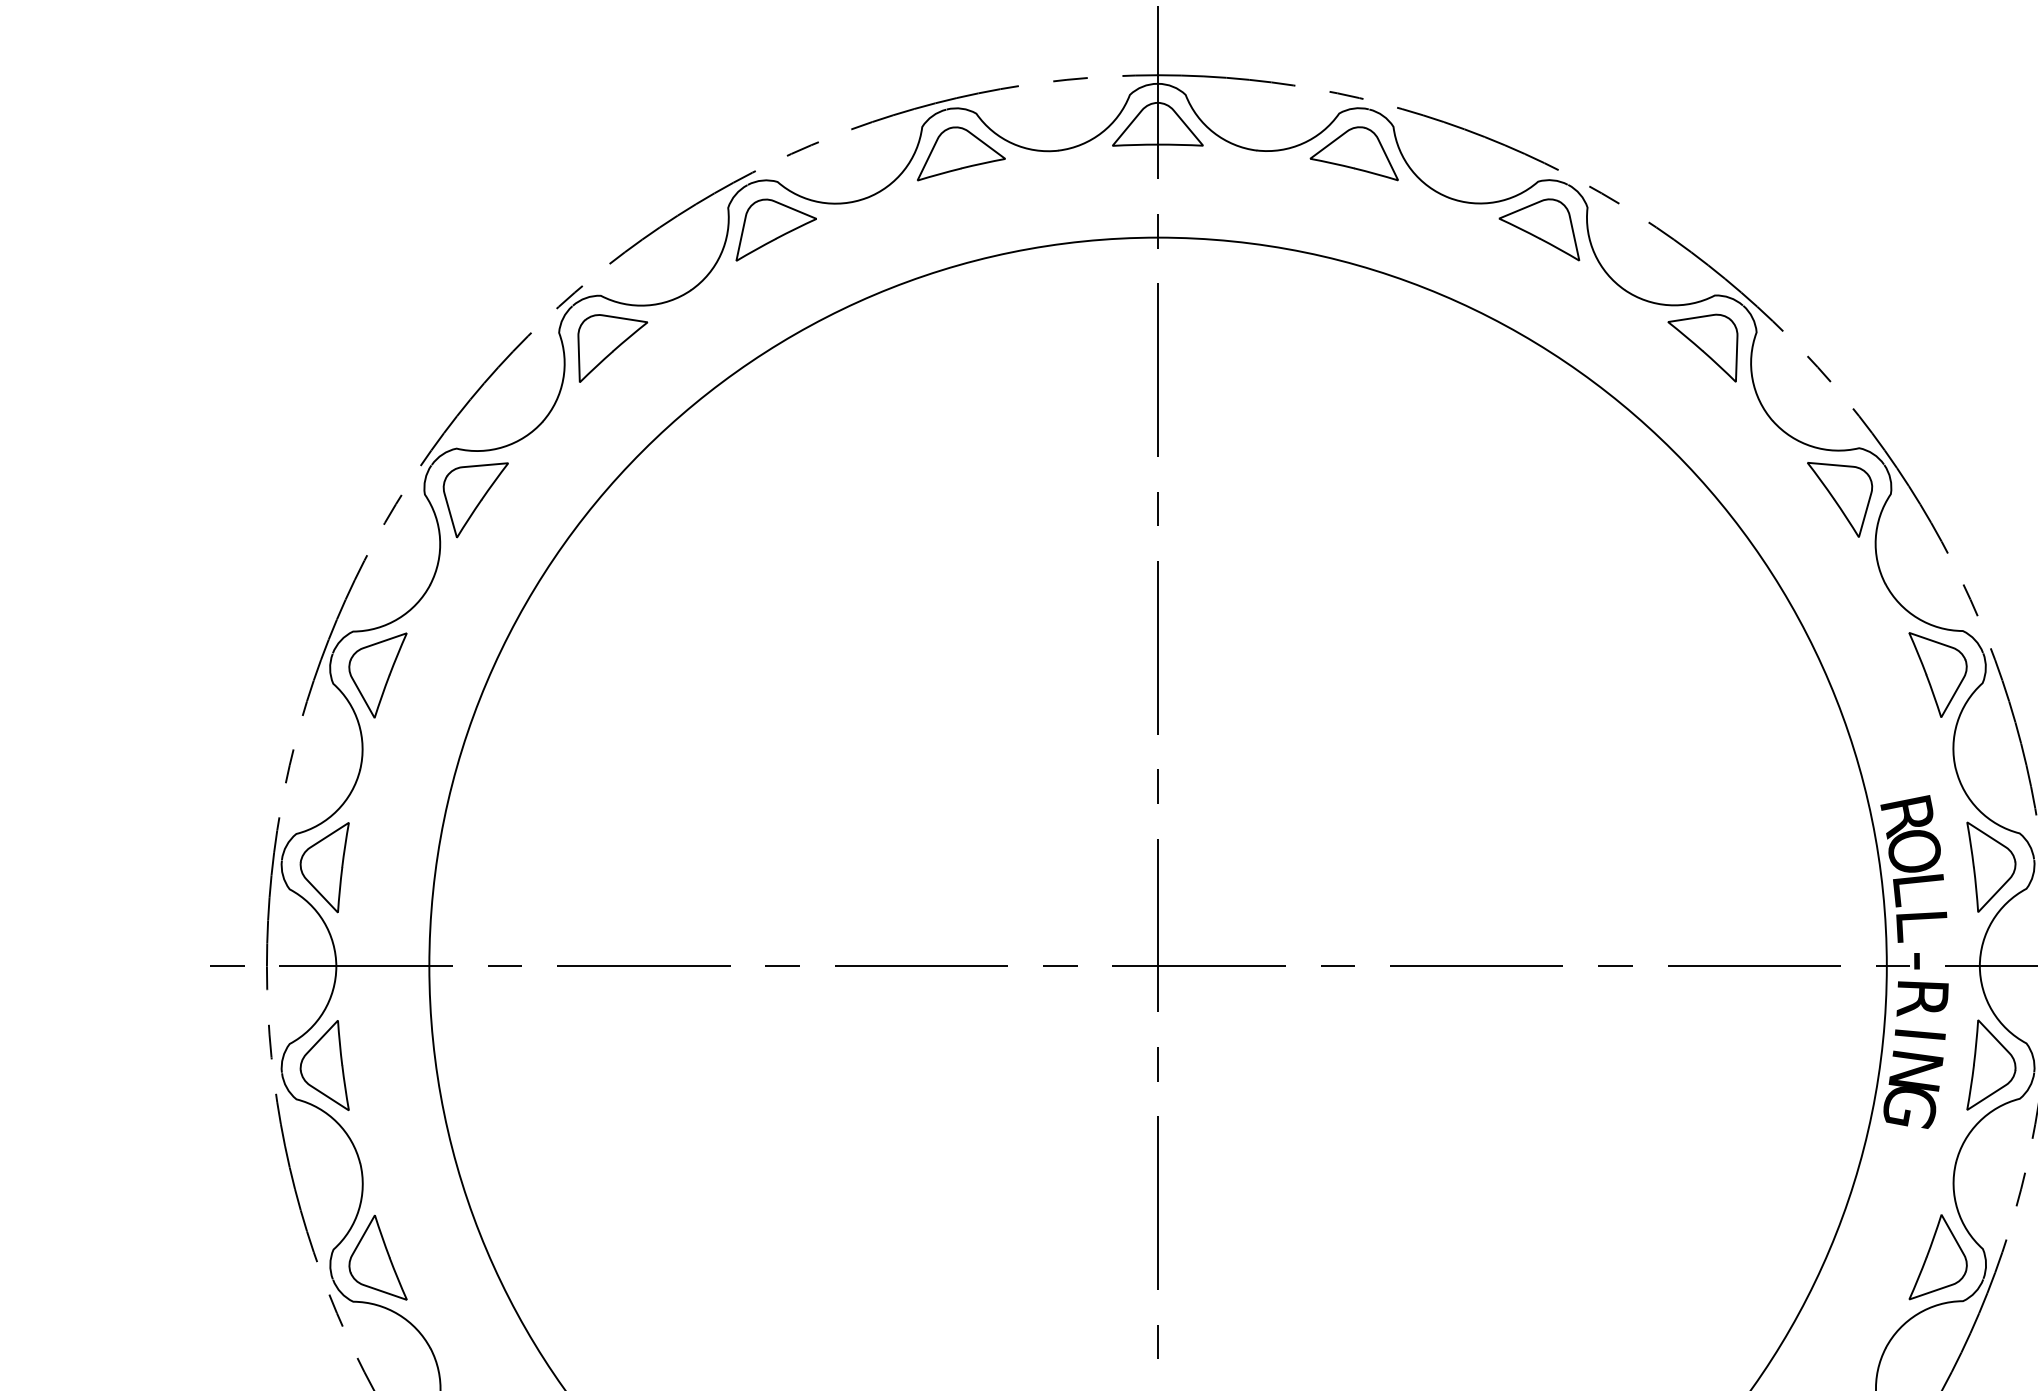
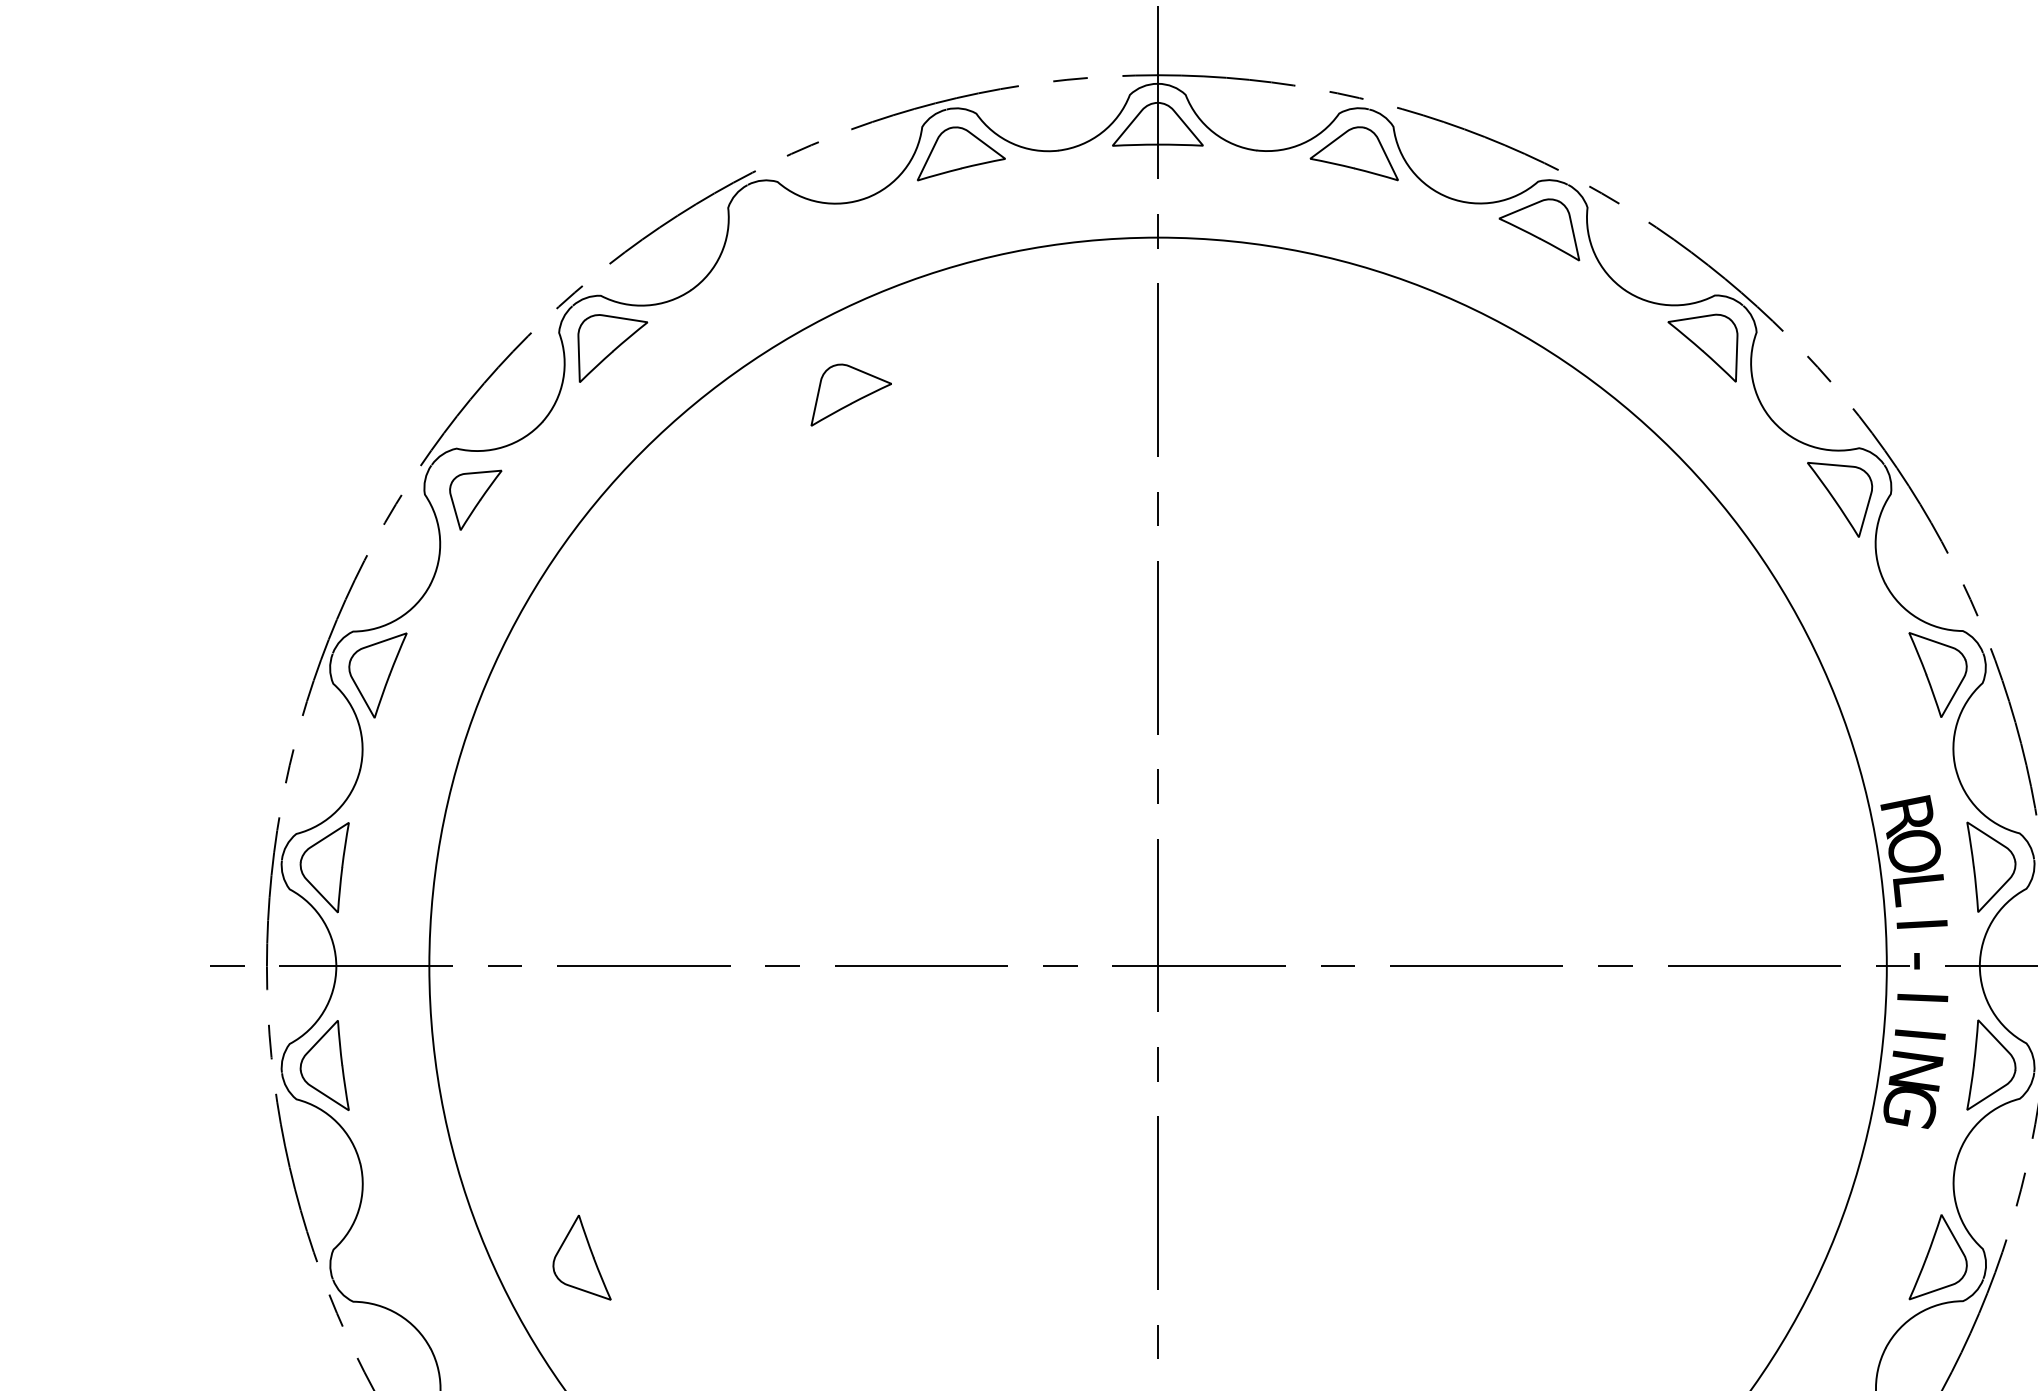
part position: (775, 229) -> (850, 394) (850, 394)
part size: 67x77 px -> 54x62 px (475, 499)
text: L -> I (1921, 926)
text: R -> I (1922, 998)
part position: (377, 1257) -> (581, 1257) (581, 1257)
